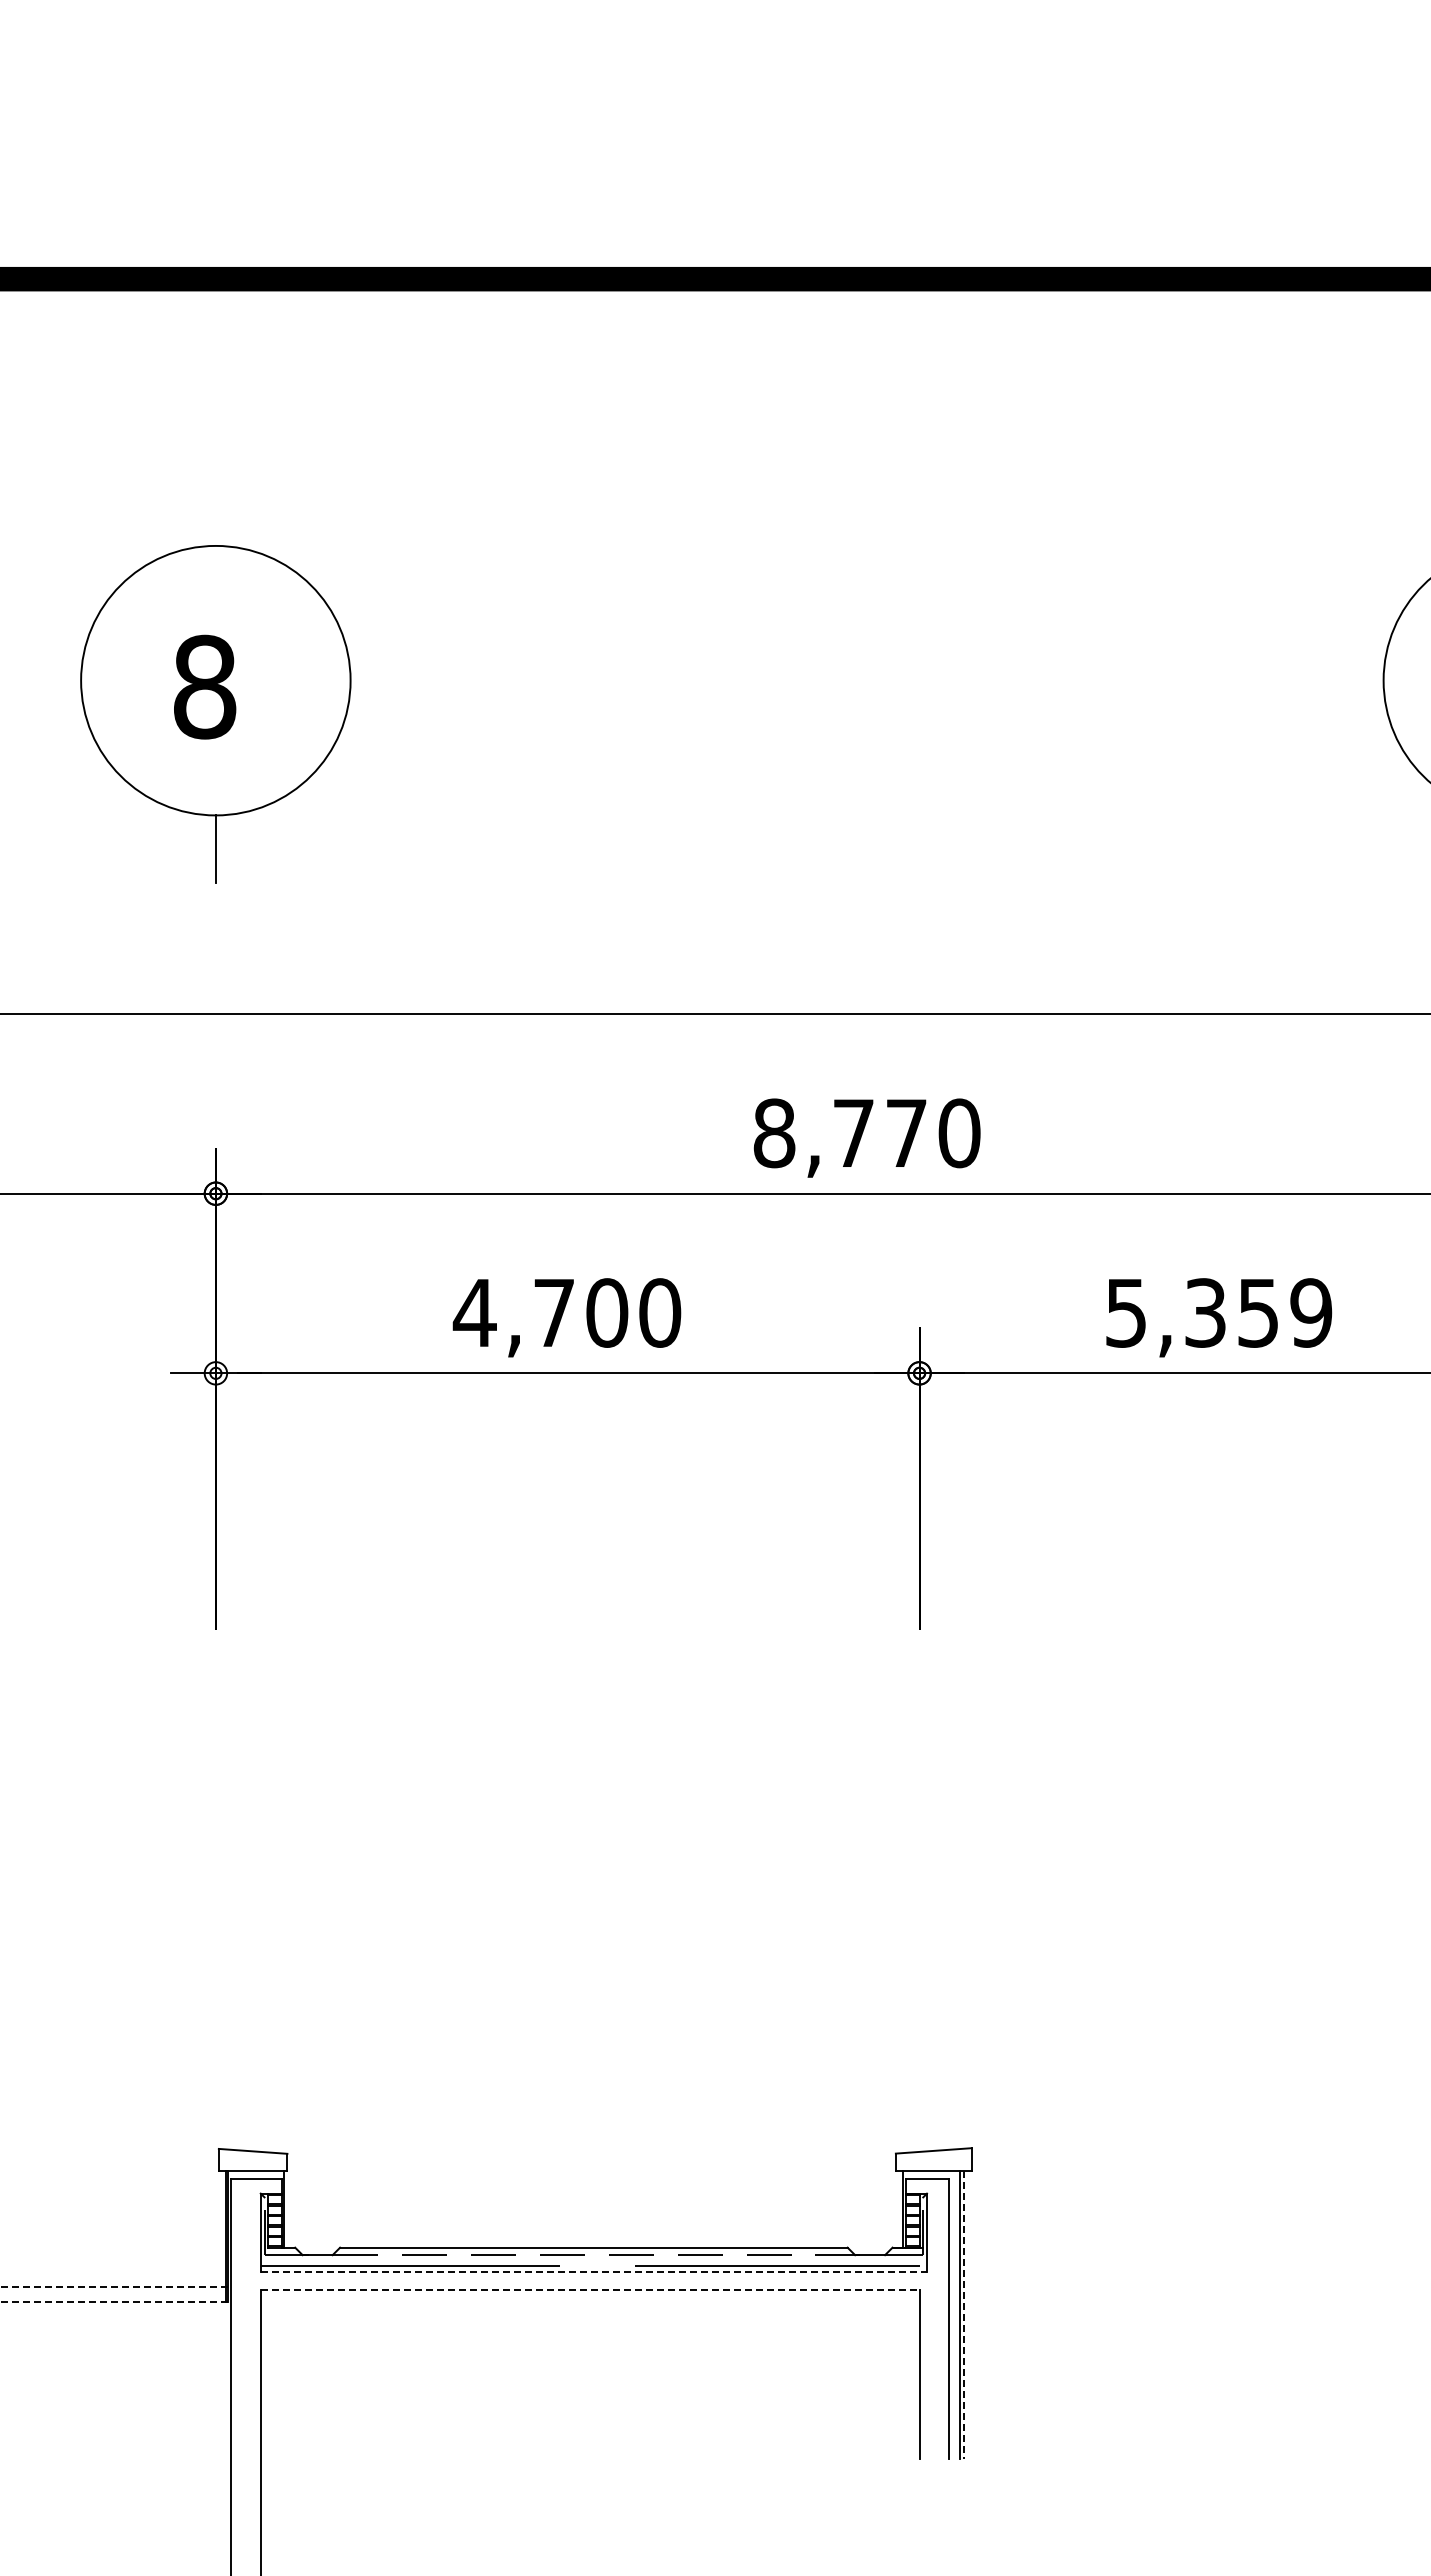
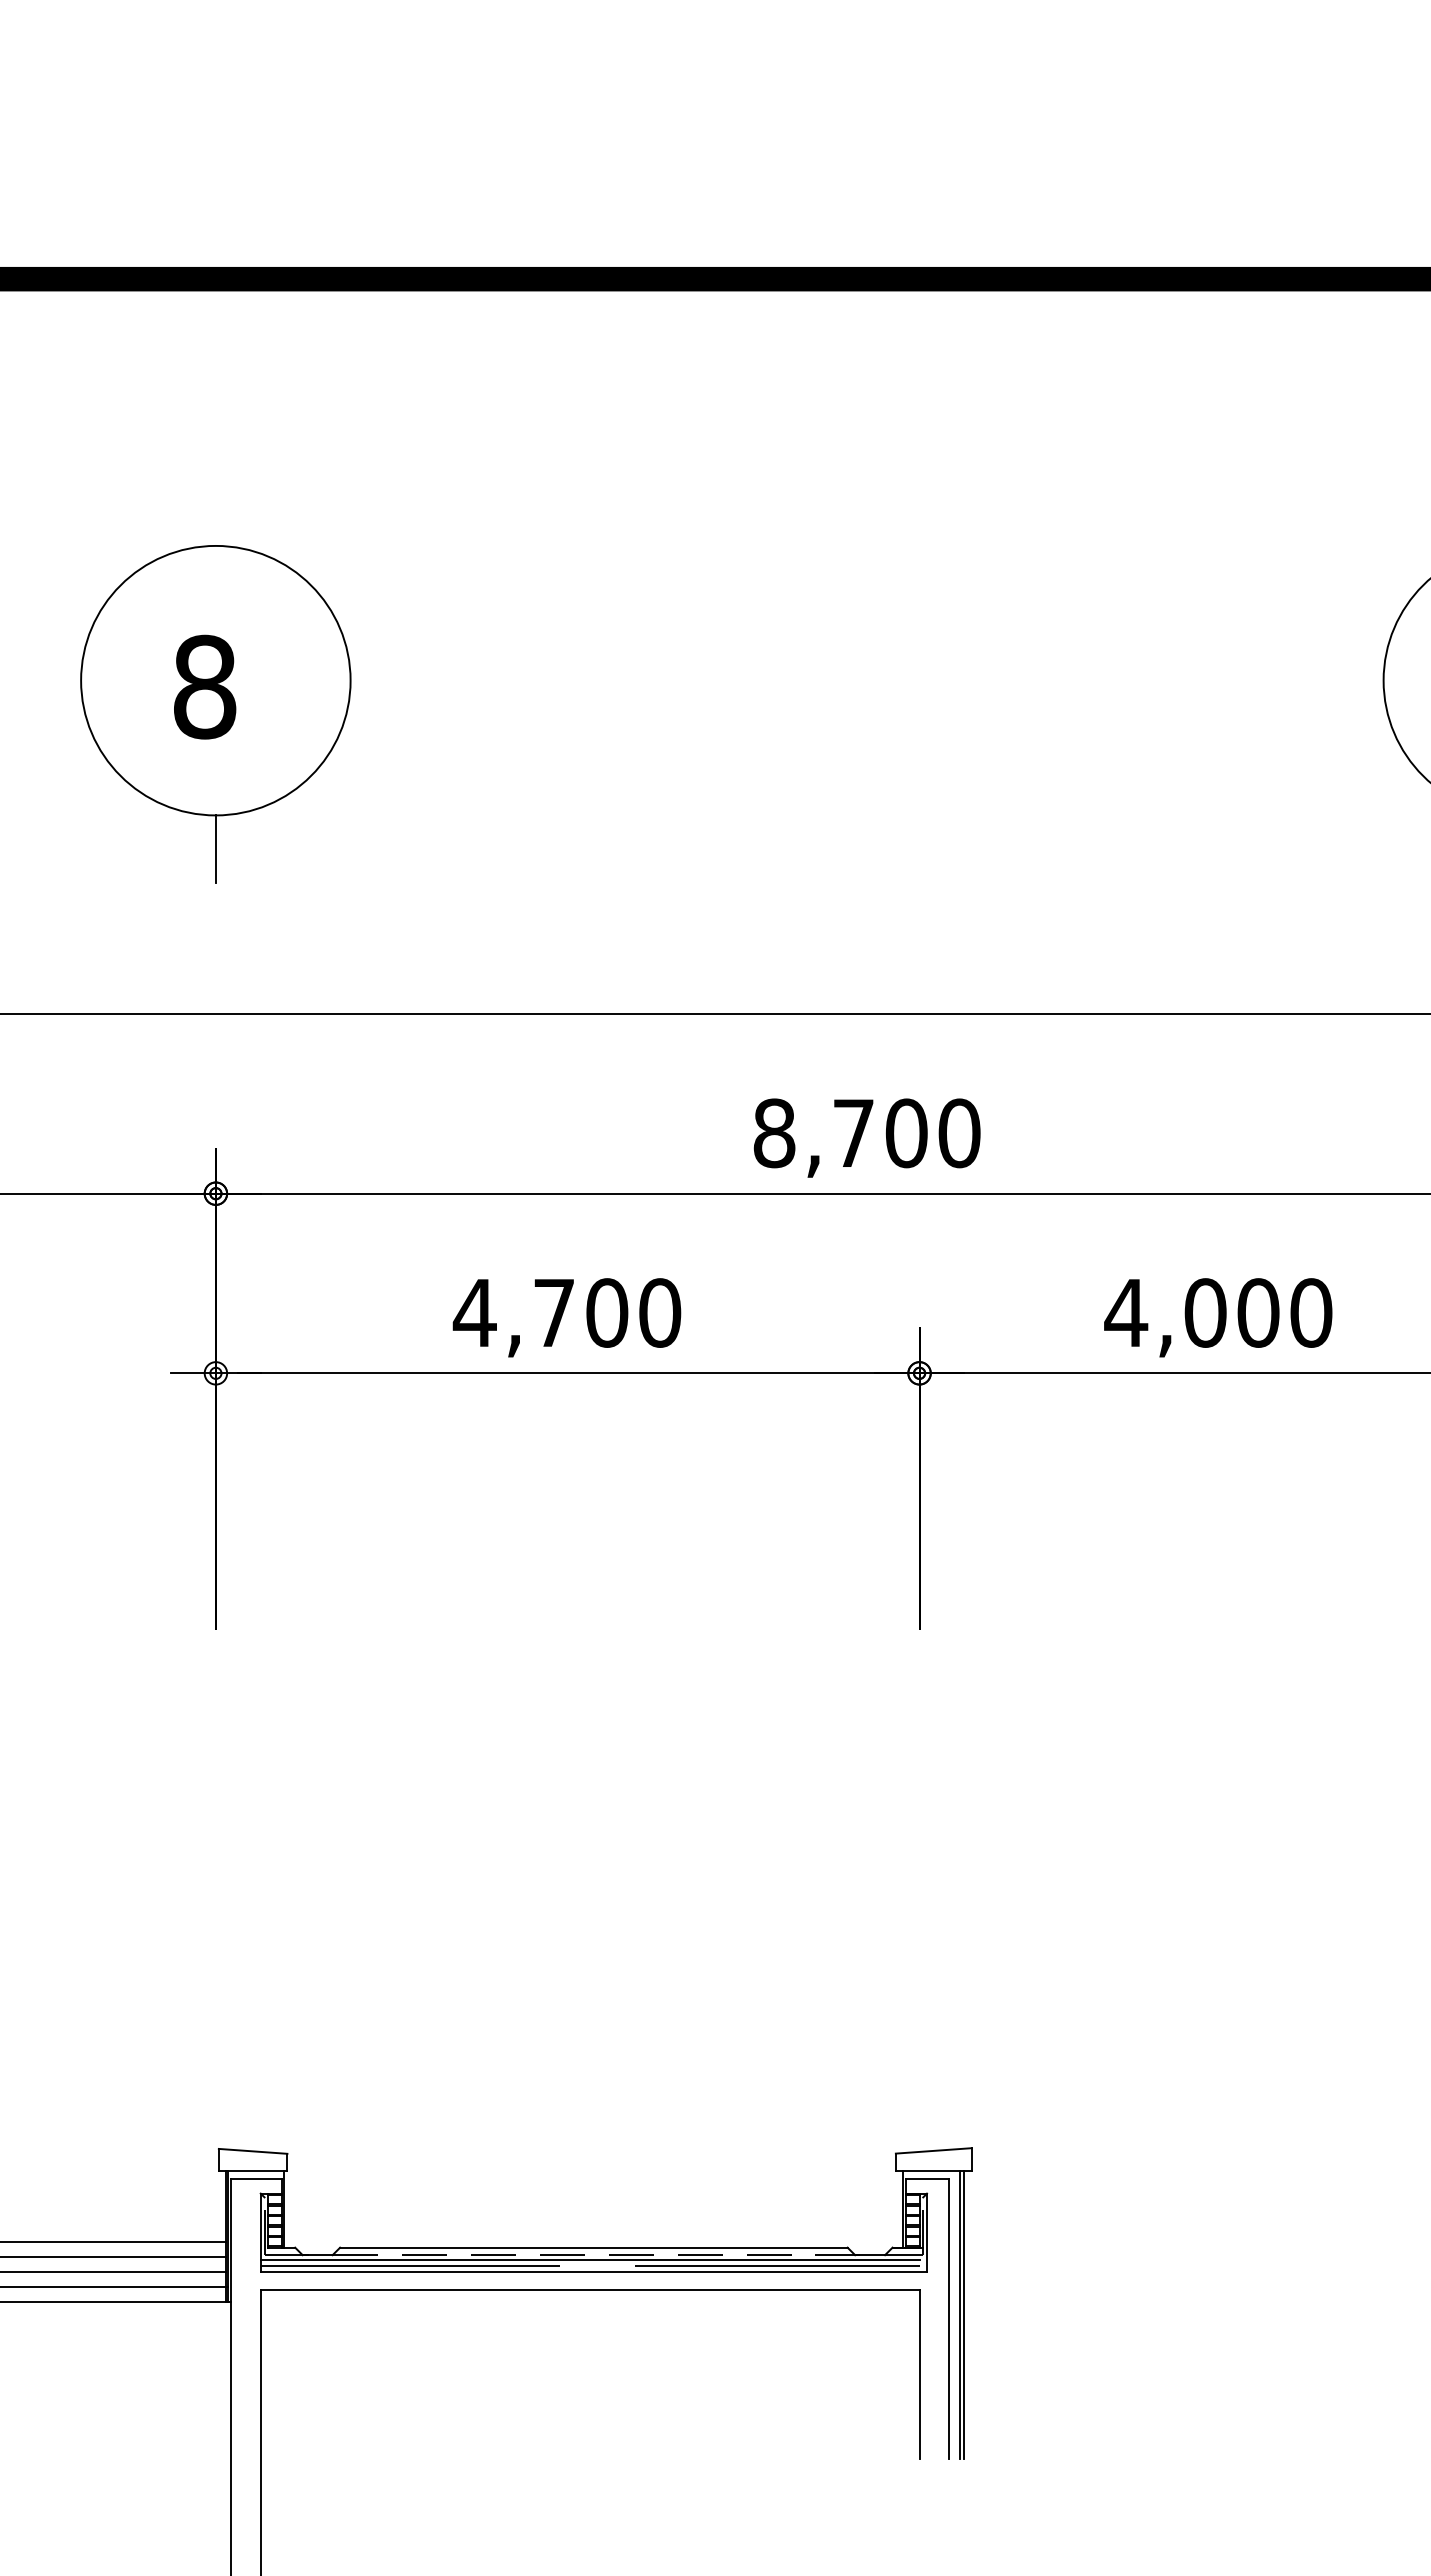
text: 8,770 -> 8,700 (906, 1133)
text: 5,359 -> 4,000 (1218, 1312)
line: none -> present (114, 2241)
line: none -> present (114, 2256)
line: none -> present (589, 2259)
line: none -> present (114, 2271)
line: dashed -> solid (594, 2271)
line: dashed -> solid (114, 2286)
line: dashed -> solid (590, 2289)
line: dashed -> solid (115, 2301)
line: dashed -> solid (964, 2314)
